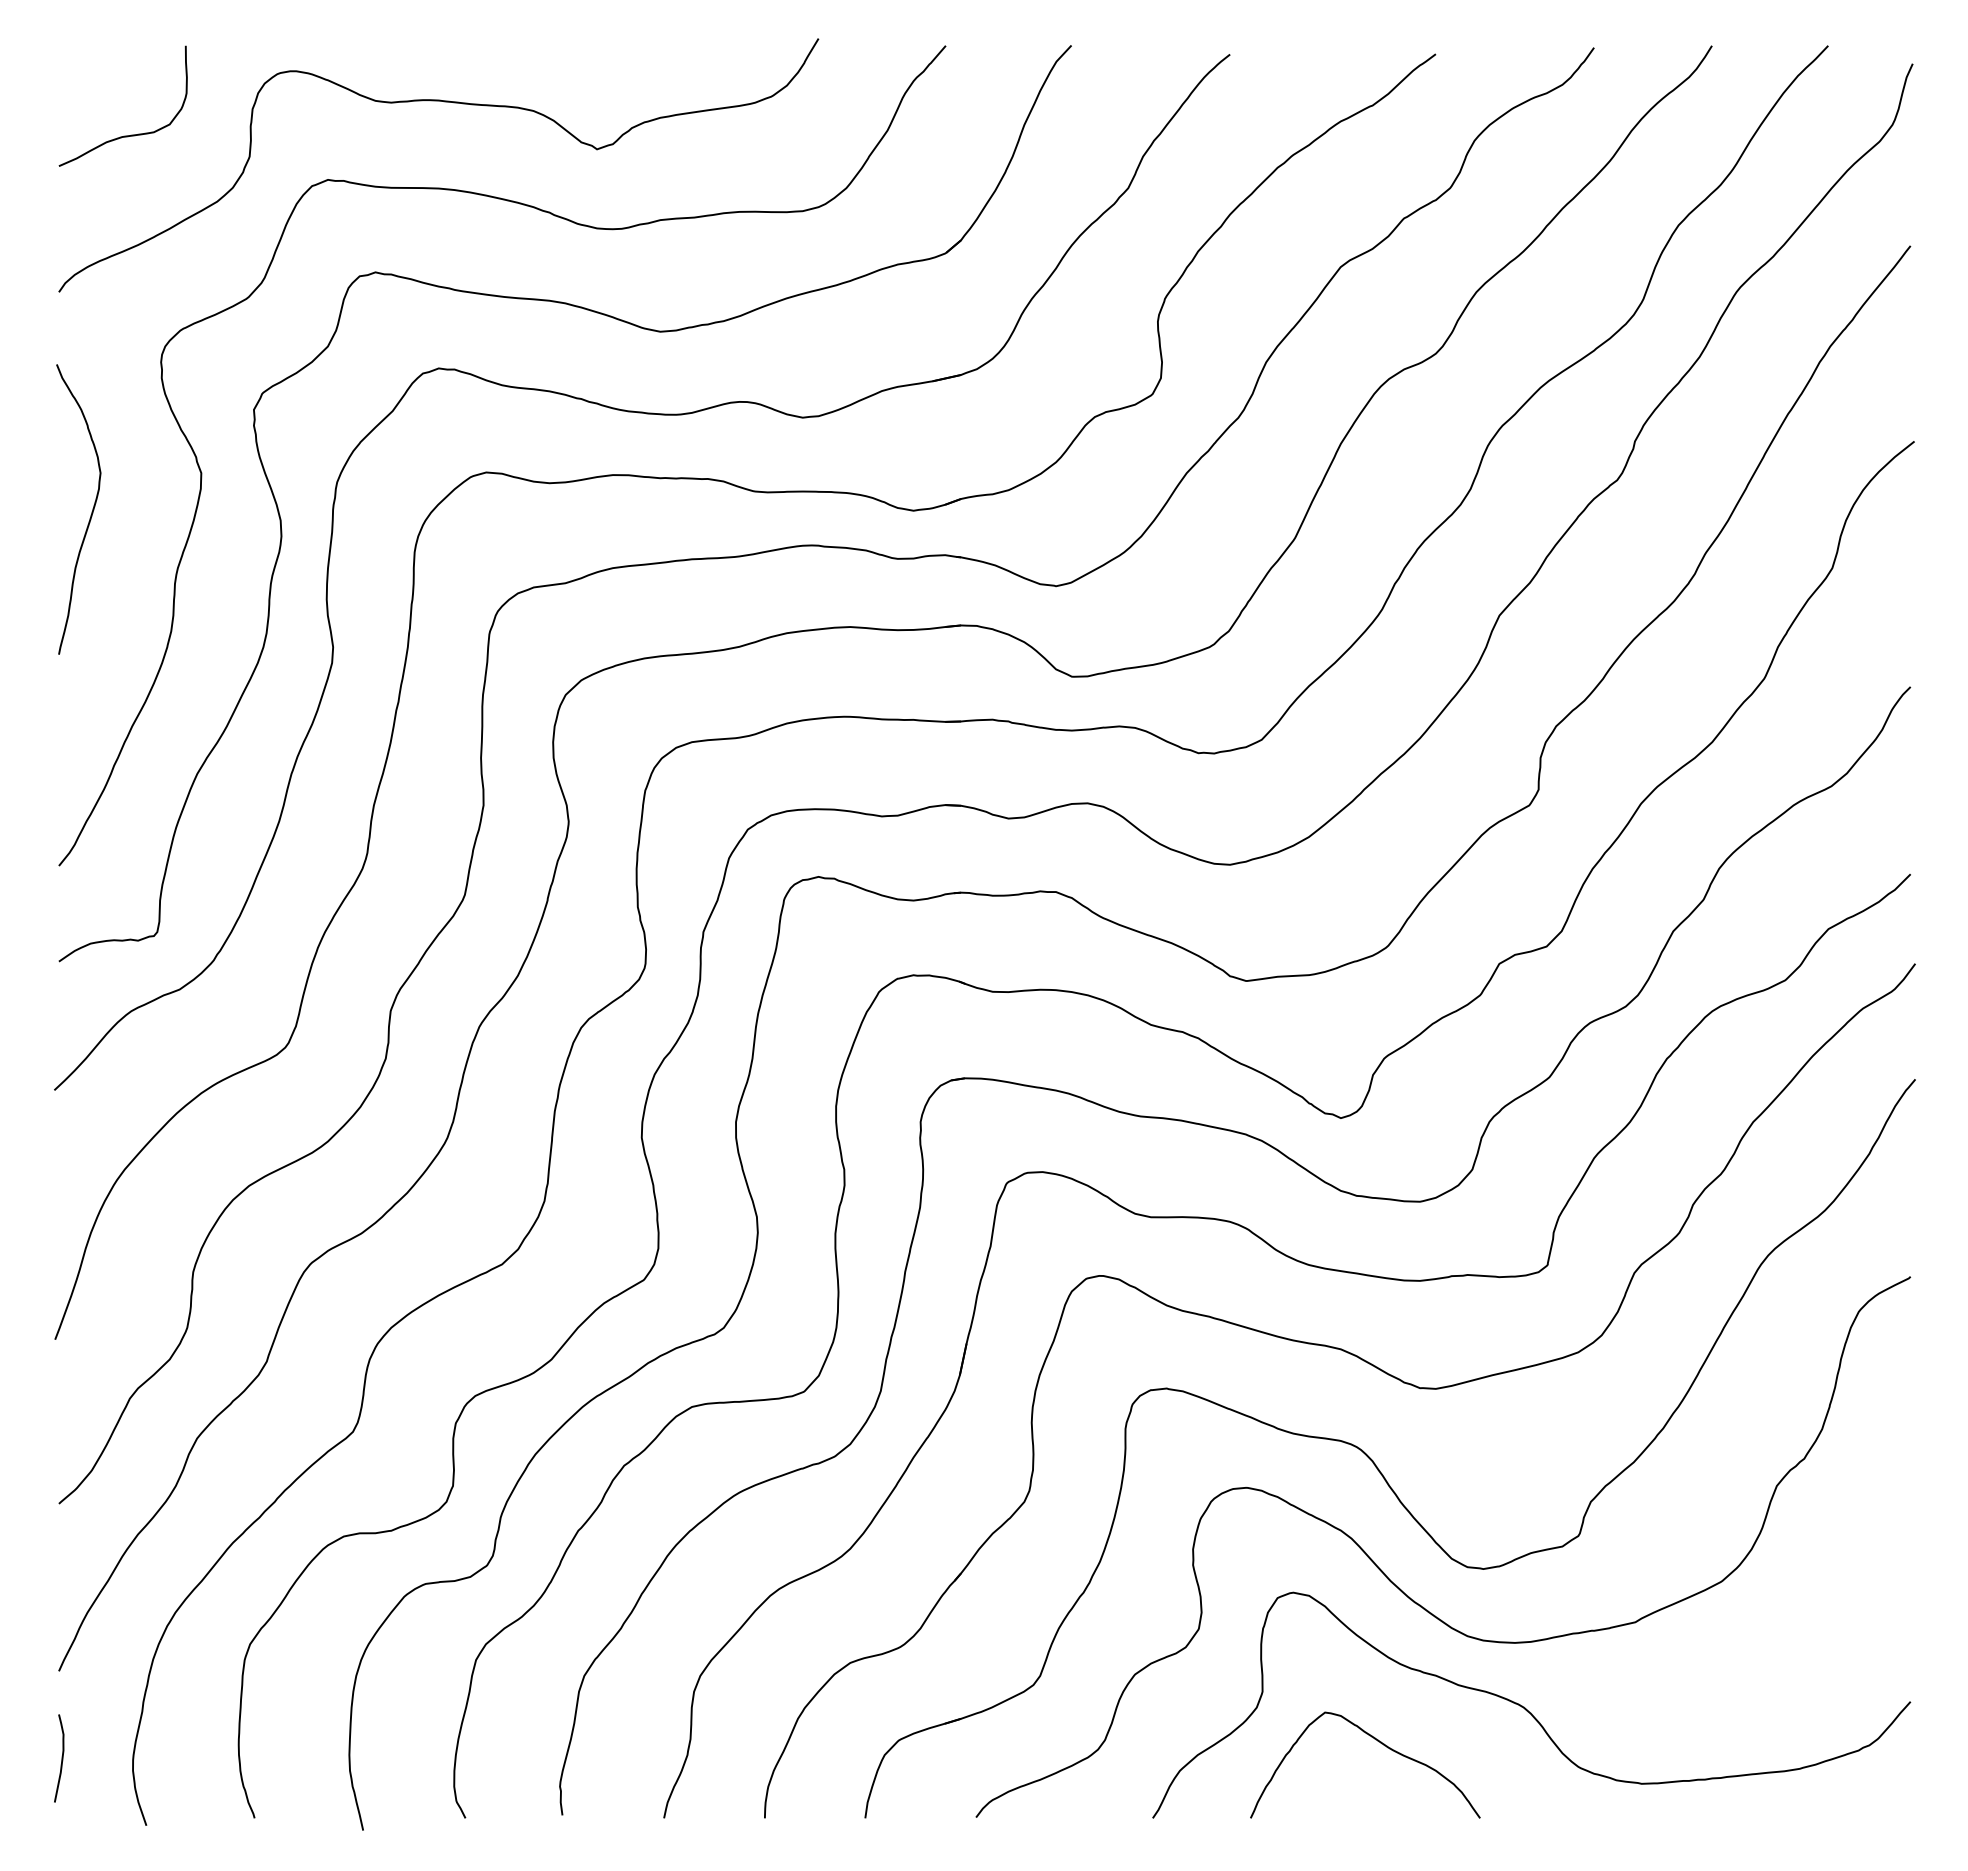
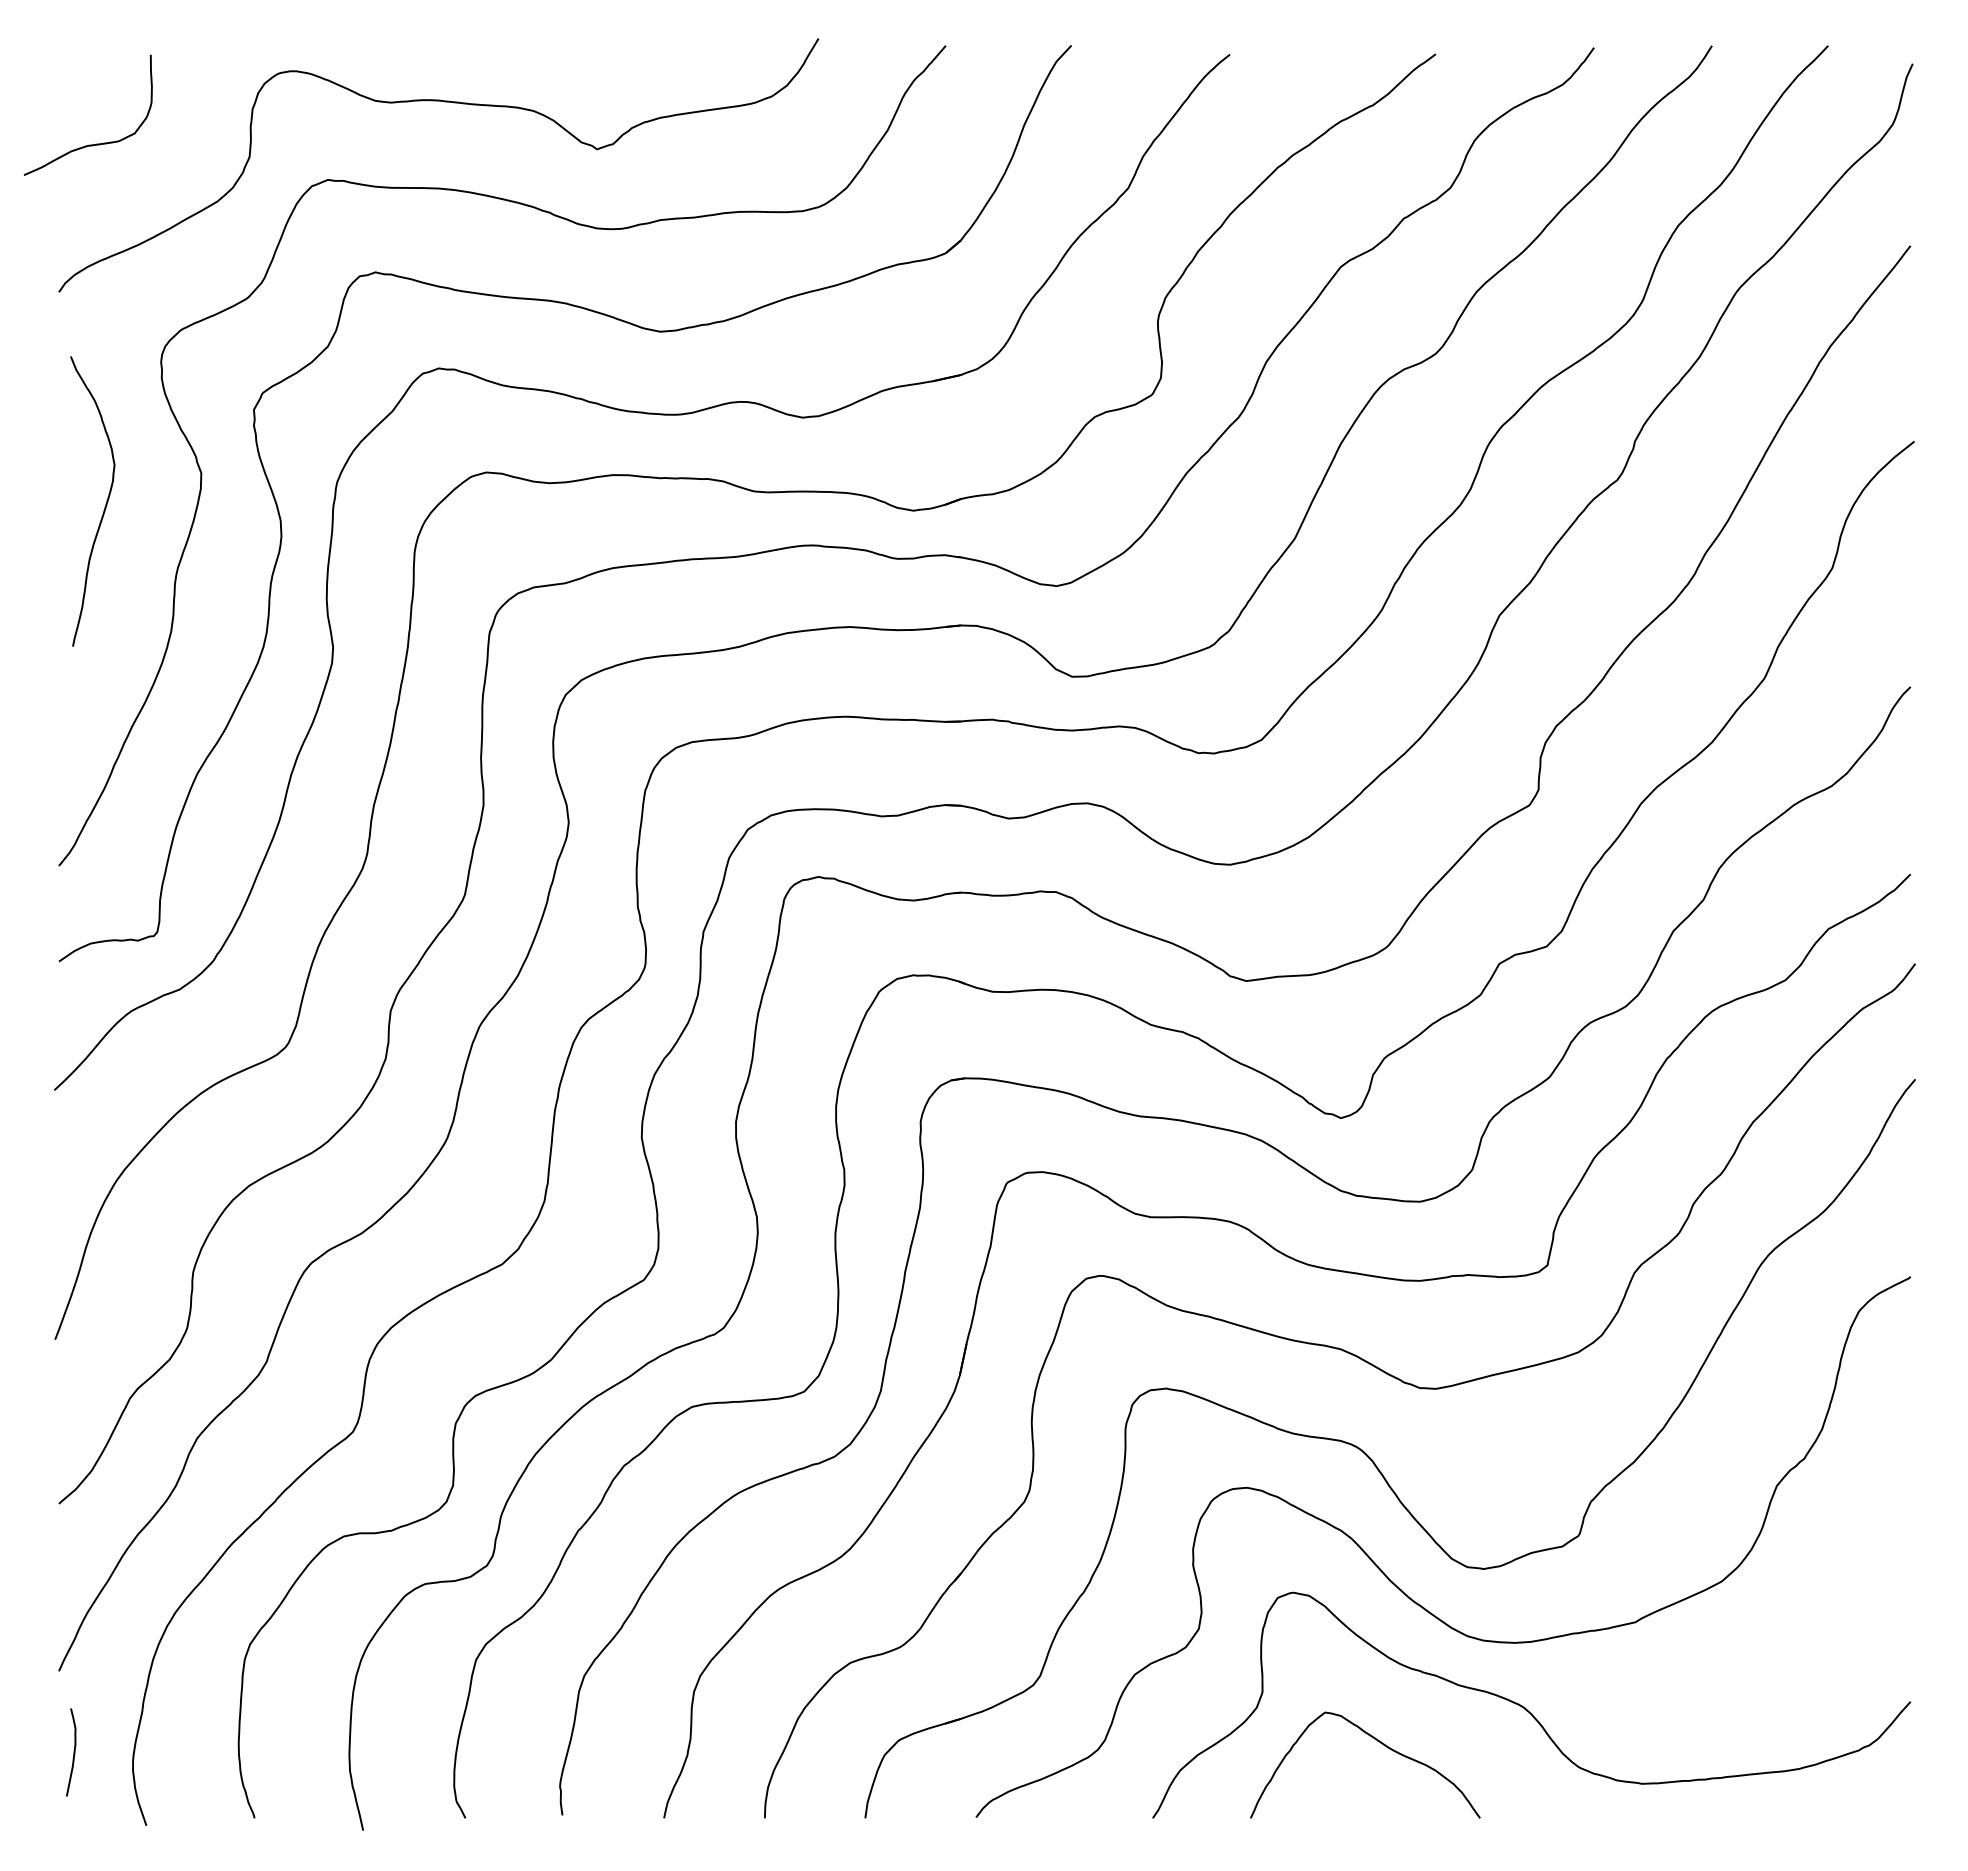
curve position: (124, 135) -> (89, 144) (89, 144)
curve position: (91, 511) -> (105, 503) (105, 503)
curve position: (61, 1758) -> (73, 1752) (73, 1752)
